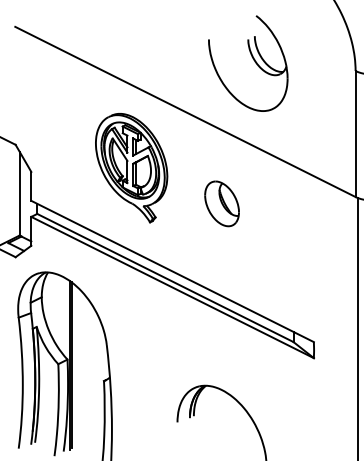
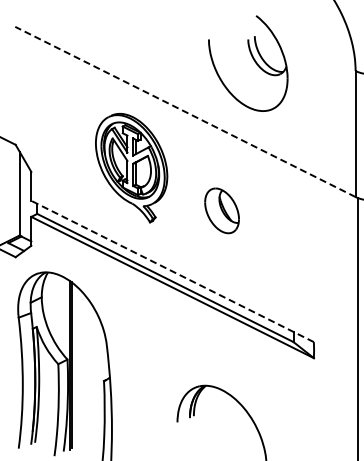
line: solid -> dashed (184, 111)
part position: (221, 203) -> (221, 210) (221, 210)
line: solid -> dashed (172, 271)
